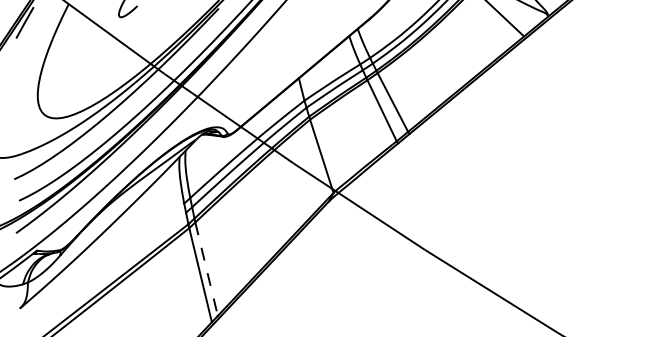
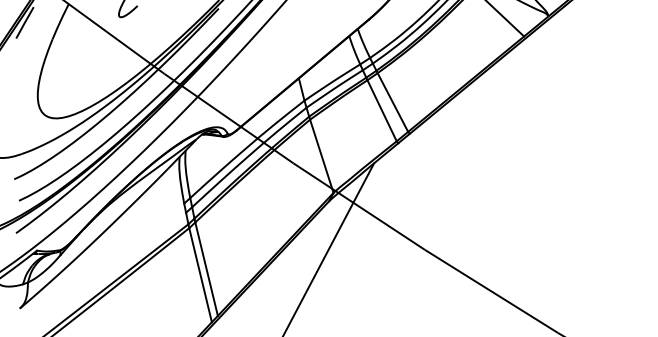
line: none -> present (329, 248)
line: dashed -> solid (206, 269)
